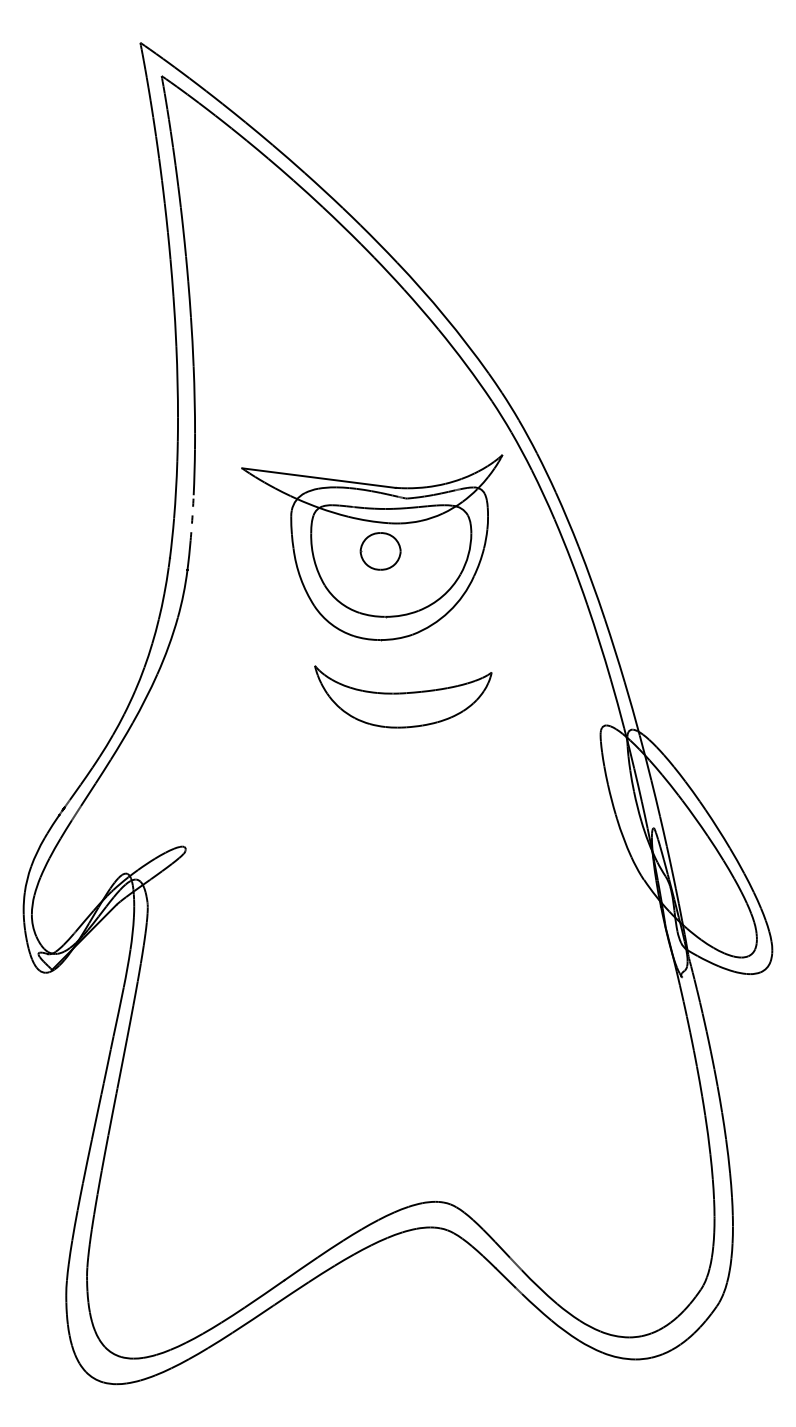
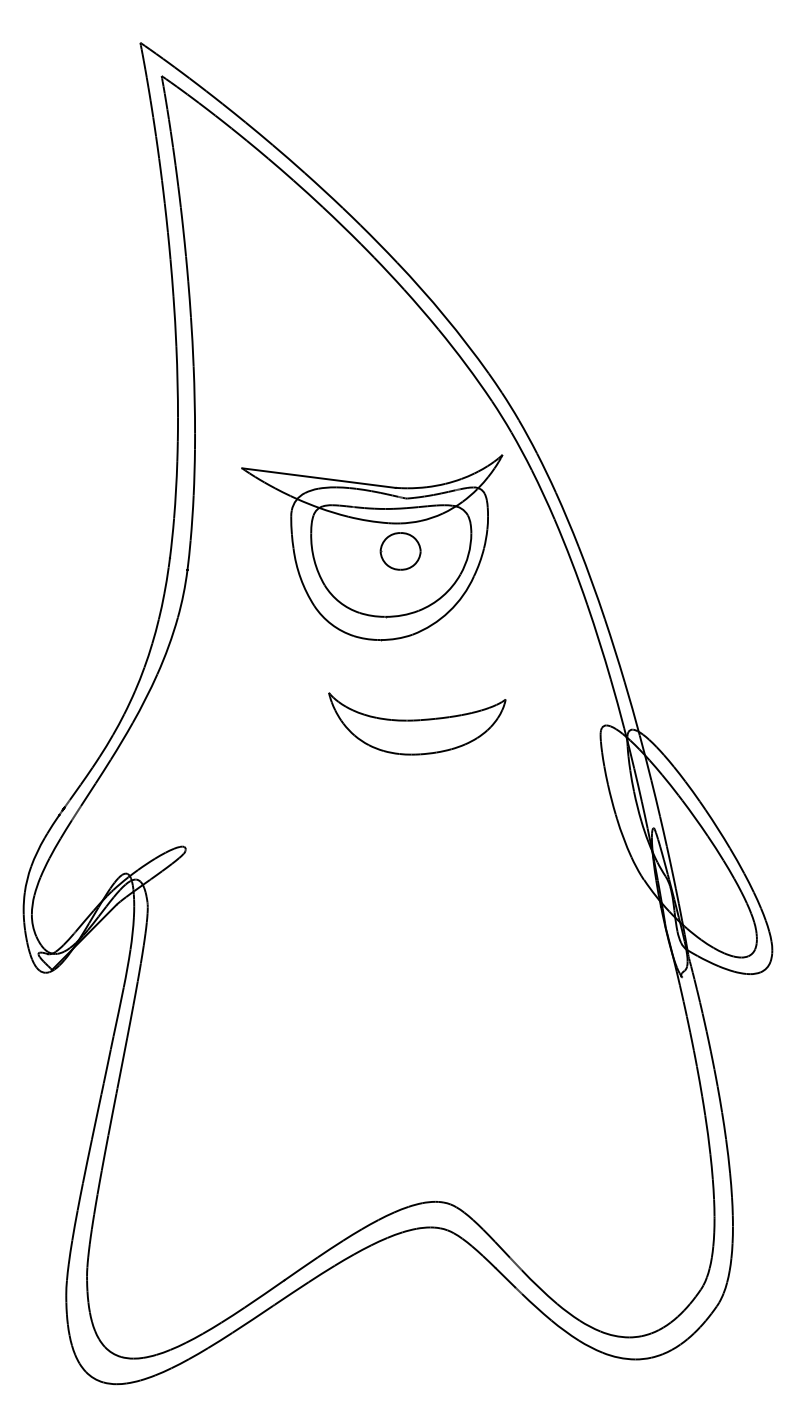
arc: dashed -> solid (192, 517)
part position: (380, 551) -> (400, 551) (400, 551)
part position: (403, 696) -> (417, 723) (417, 723)
